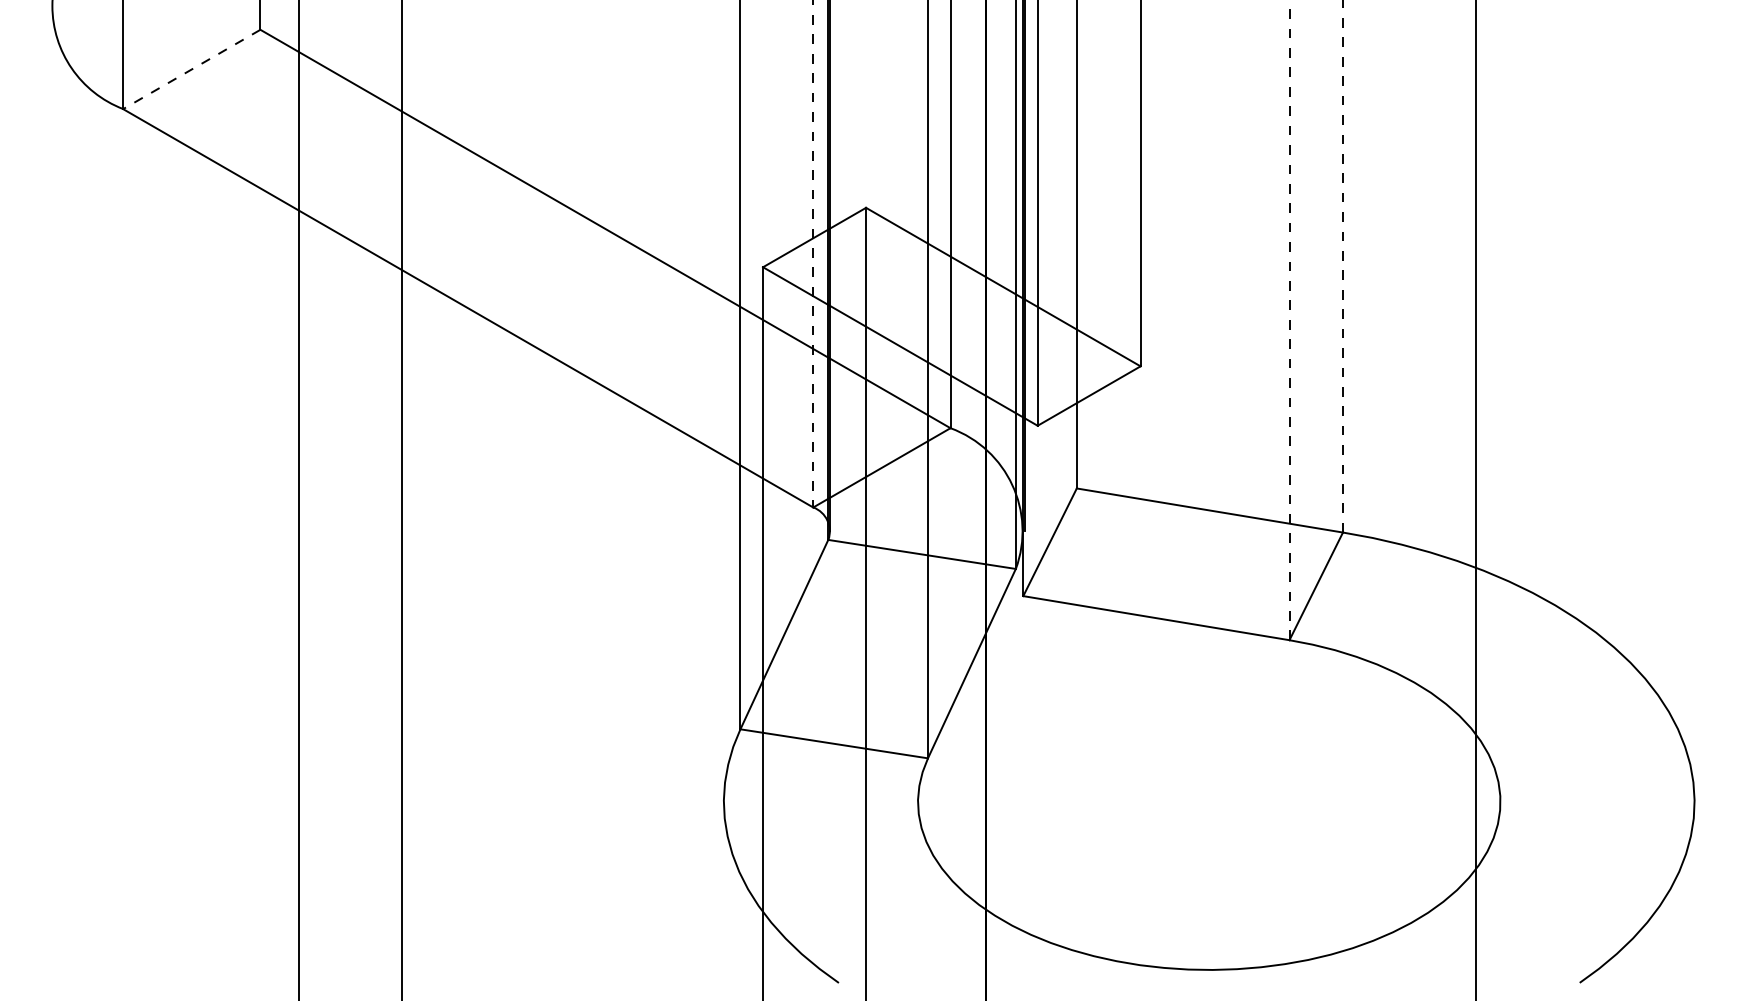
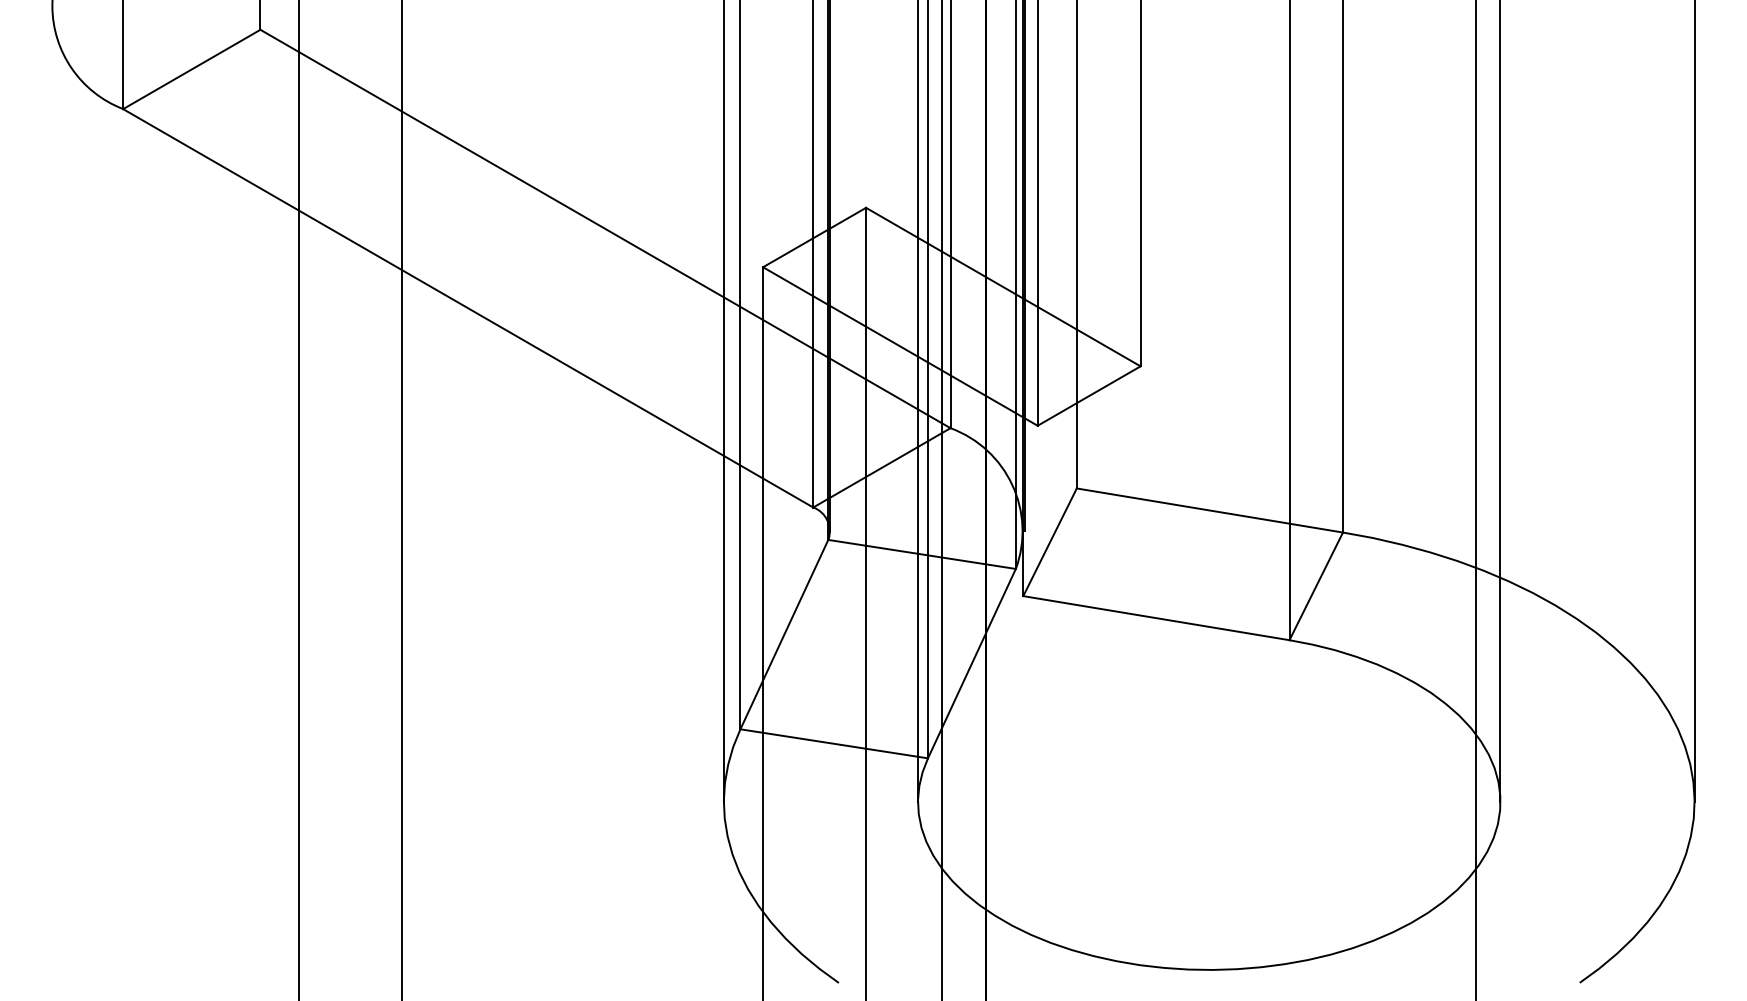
line: dashed -> solid (191, 69)
line: dashed -> solid (813, 254)
line: dashed -> solid (1342, 266)
line: dashed -> solid (1289, 320)
line: none -> present (723, 401)
line: none -> present (918, 401)
line: none -> present (1500, 401)
line: none -> present (1694, 401)
line: none -> present (942, 499)
